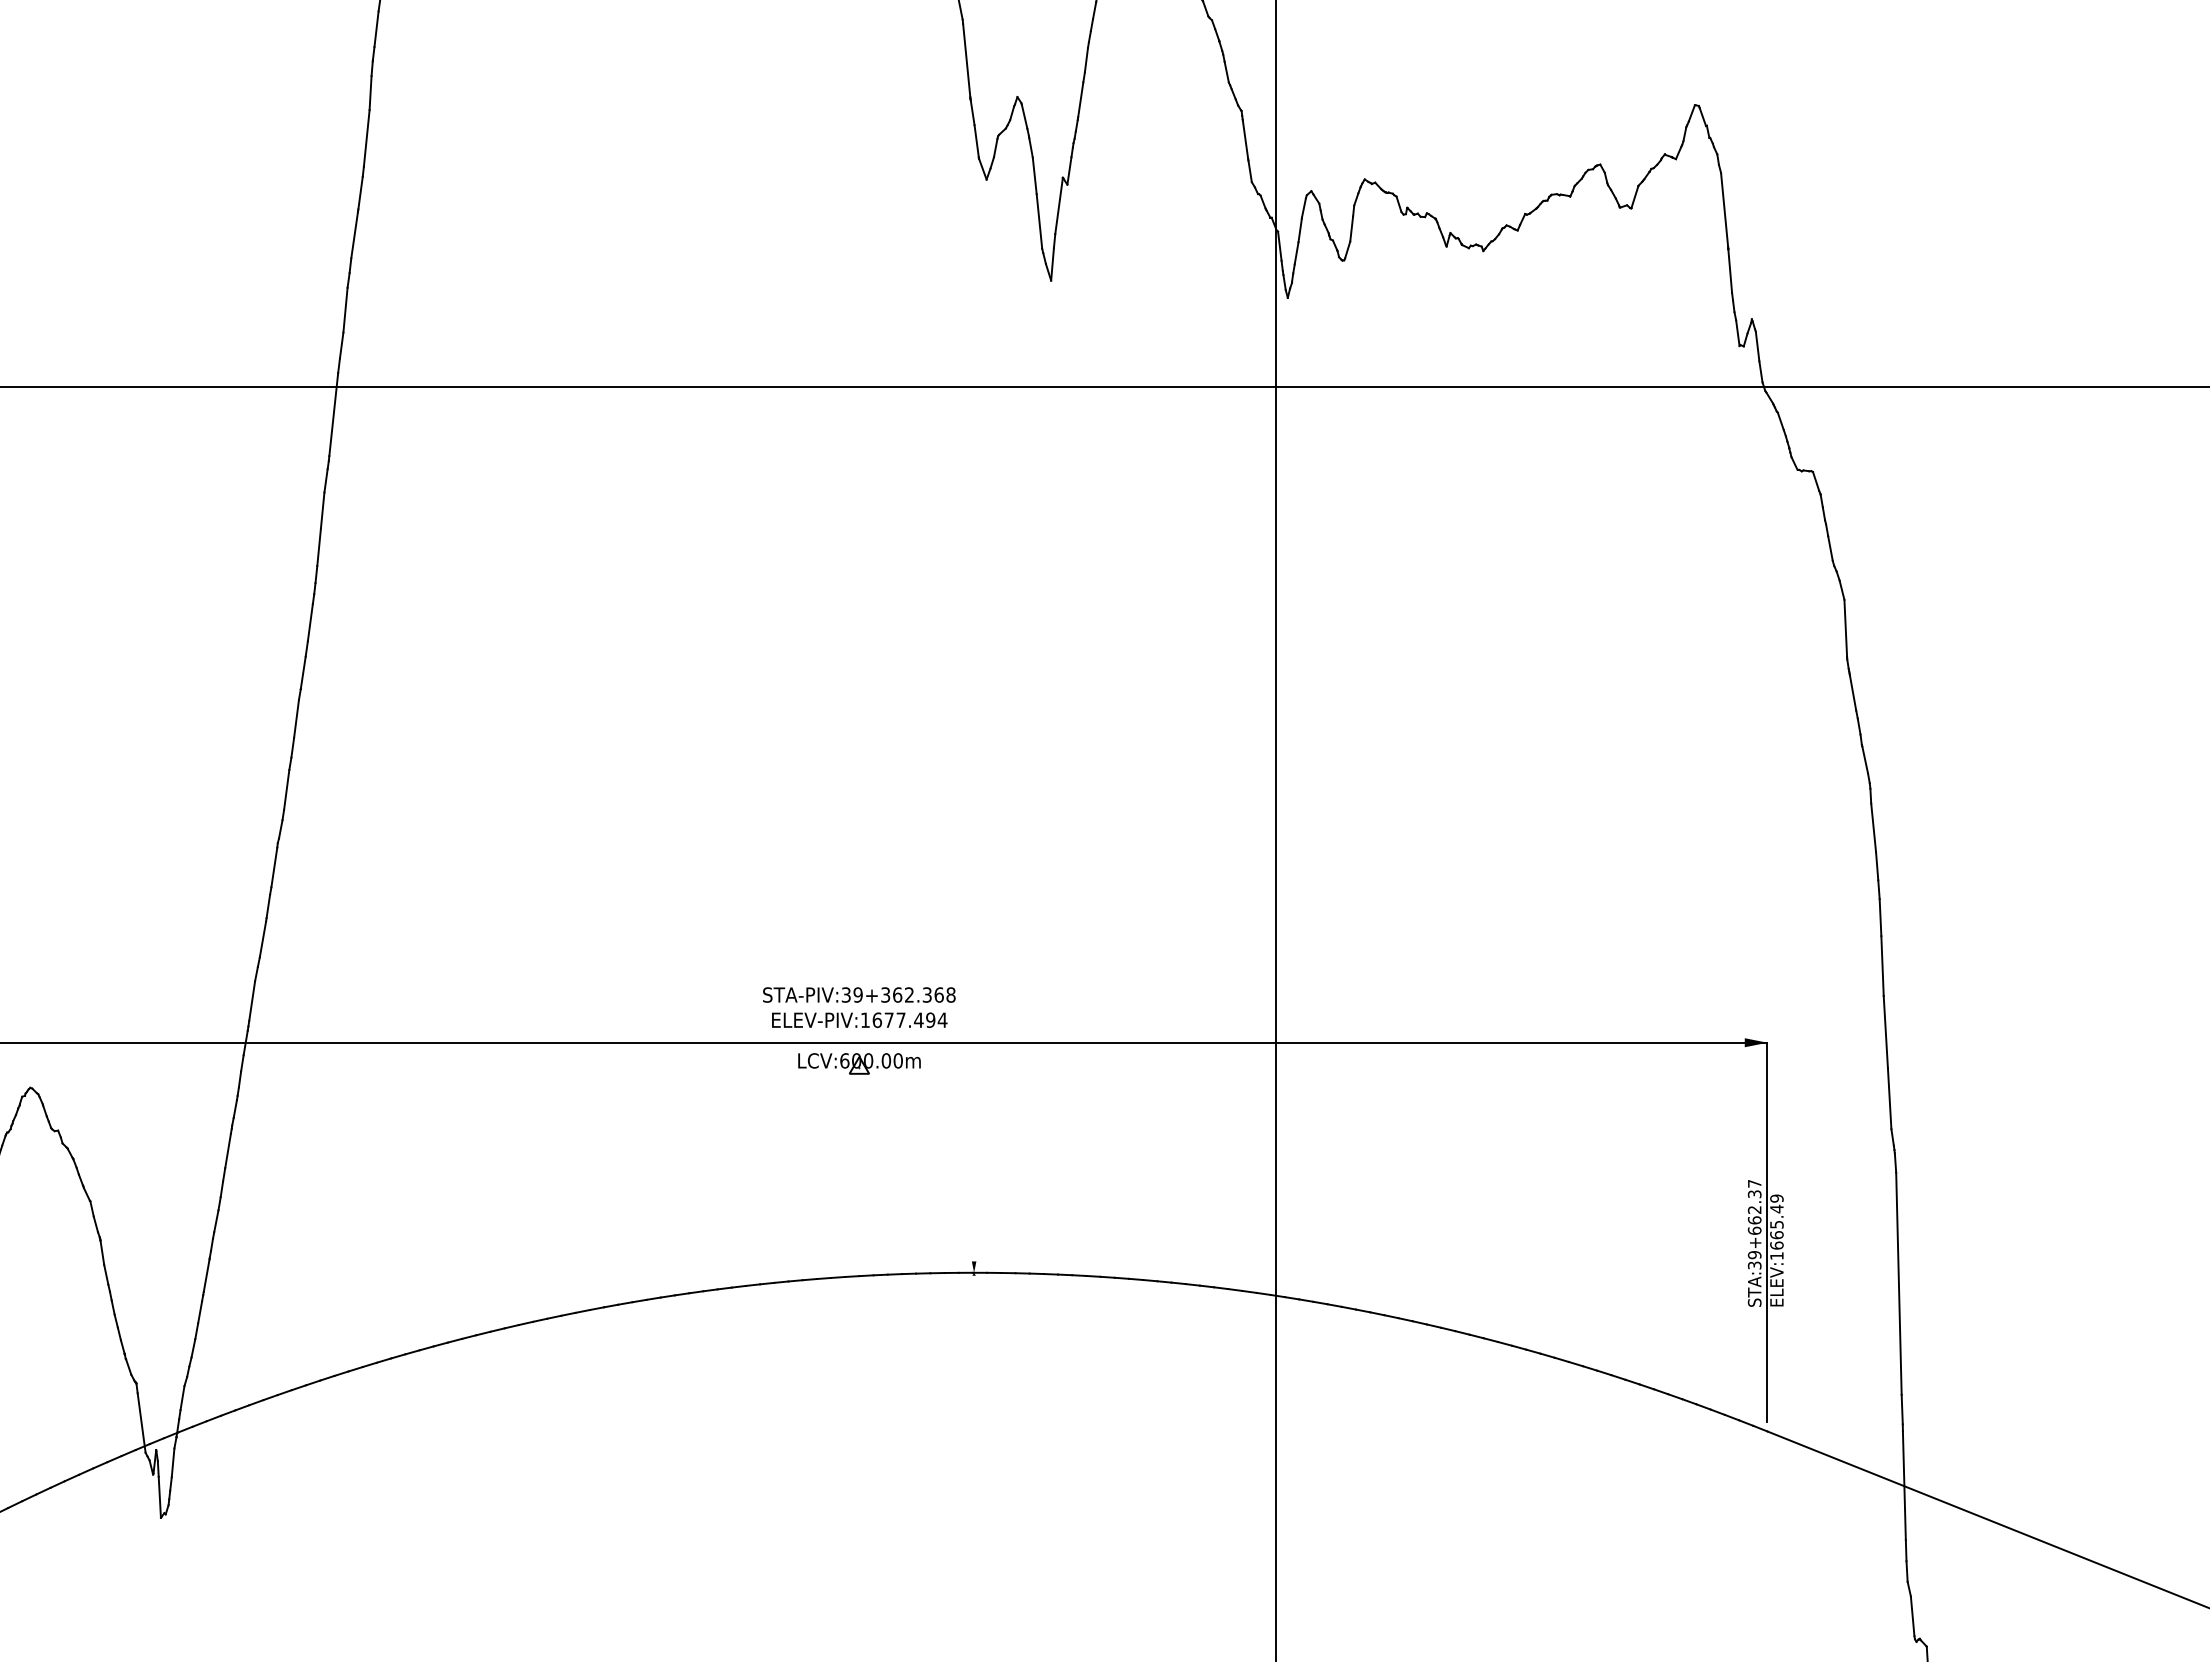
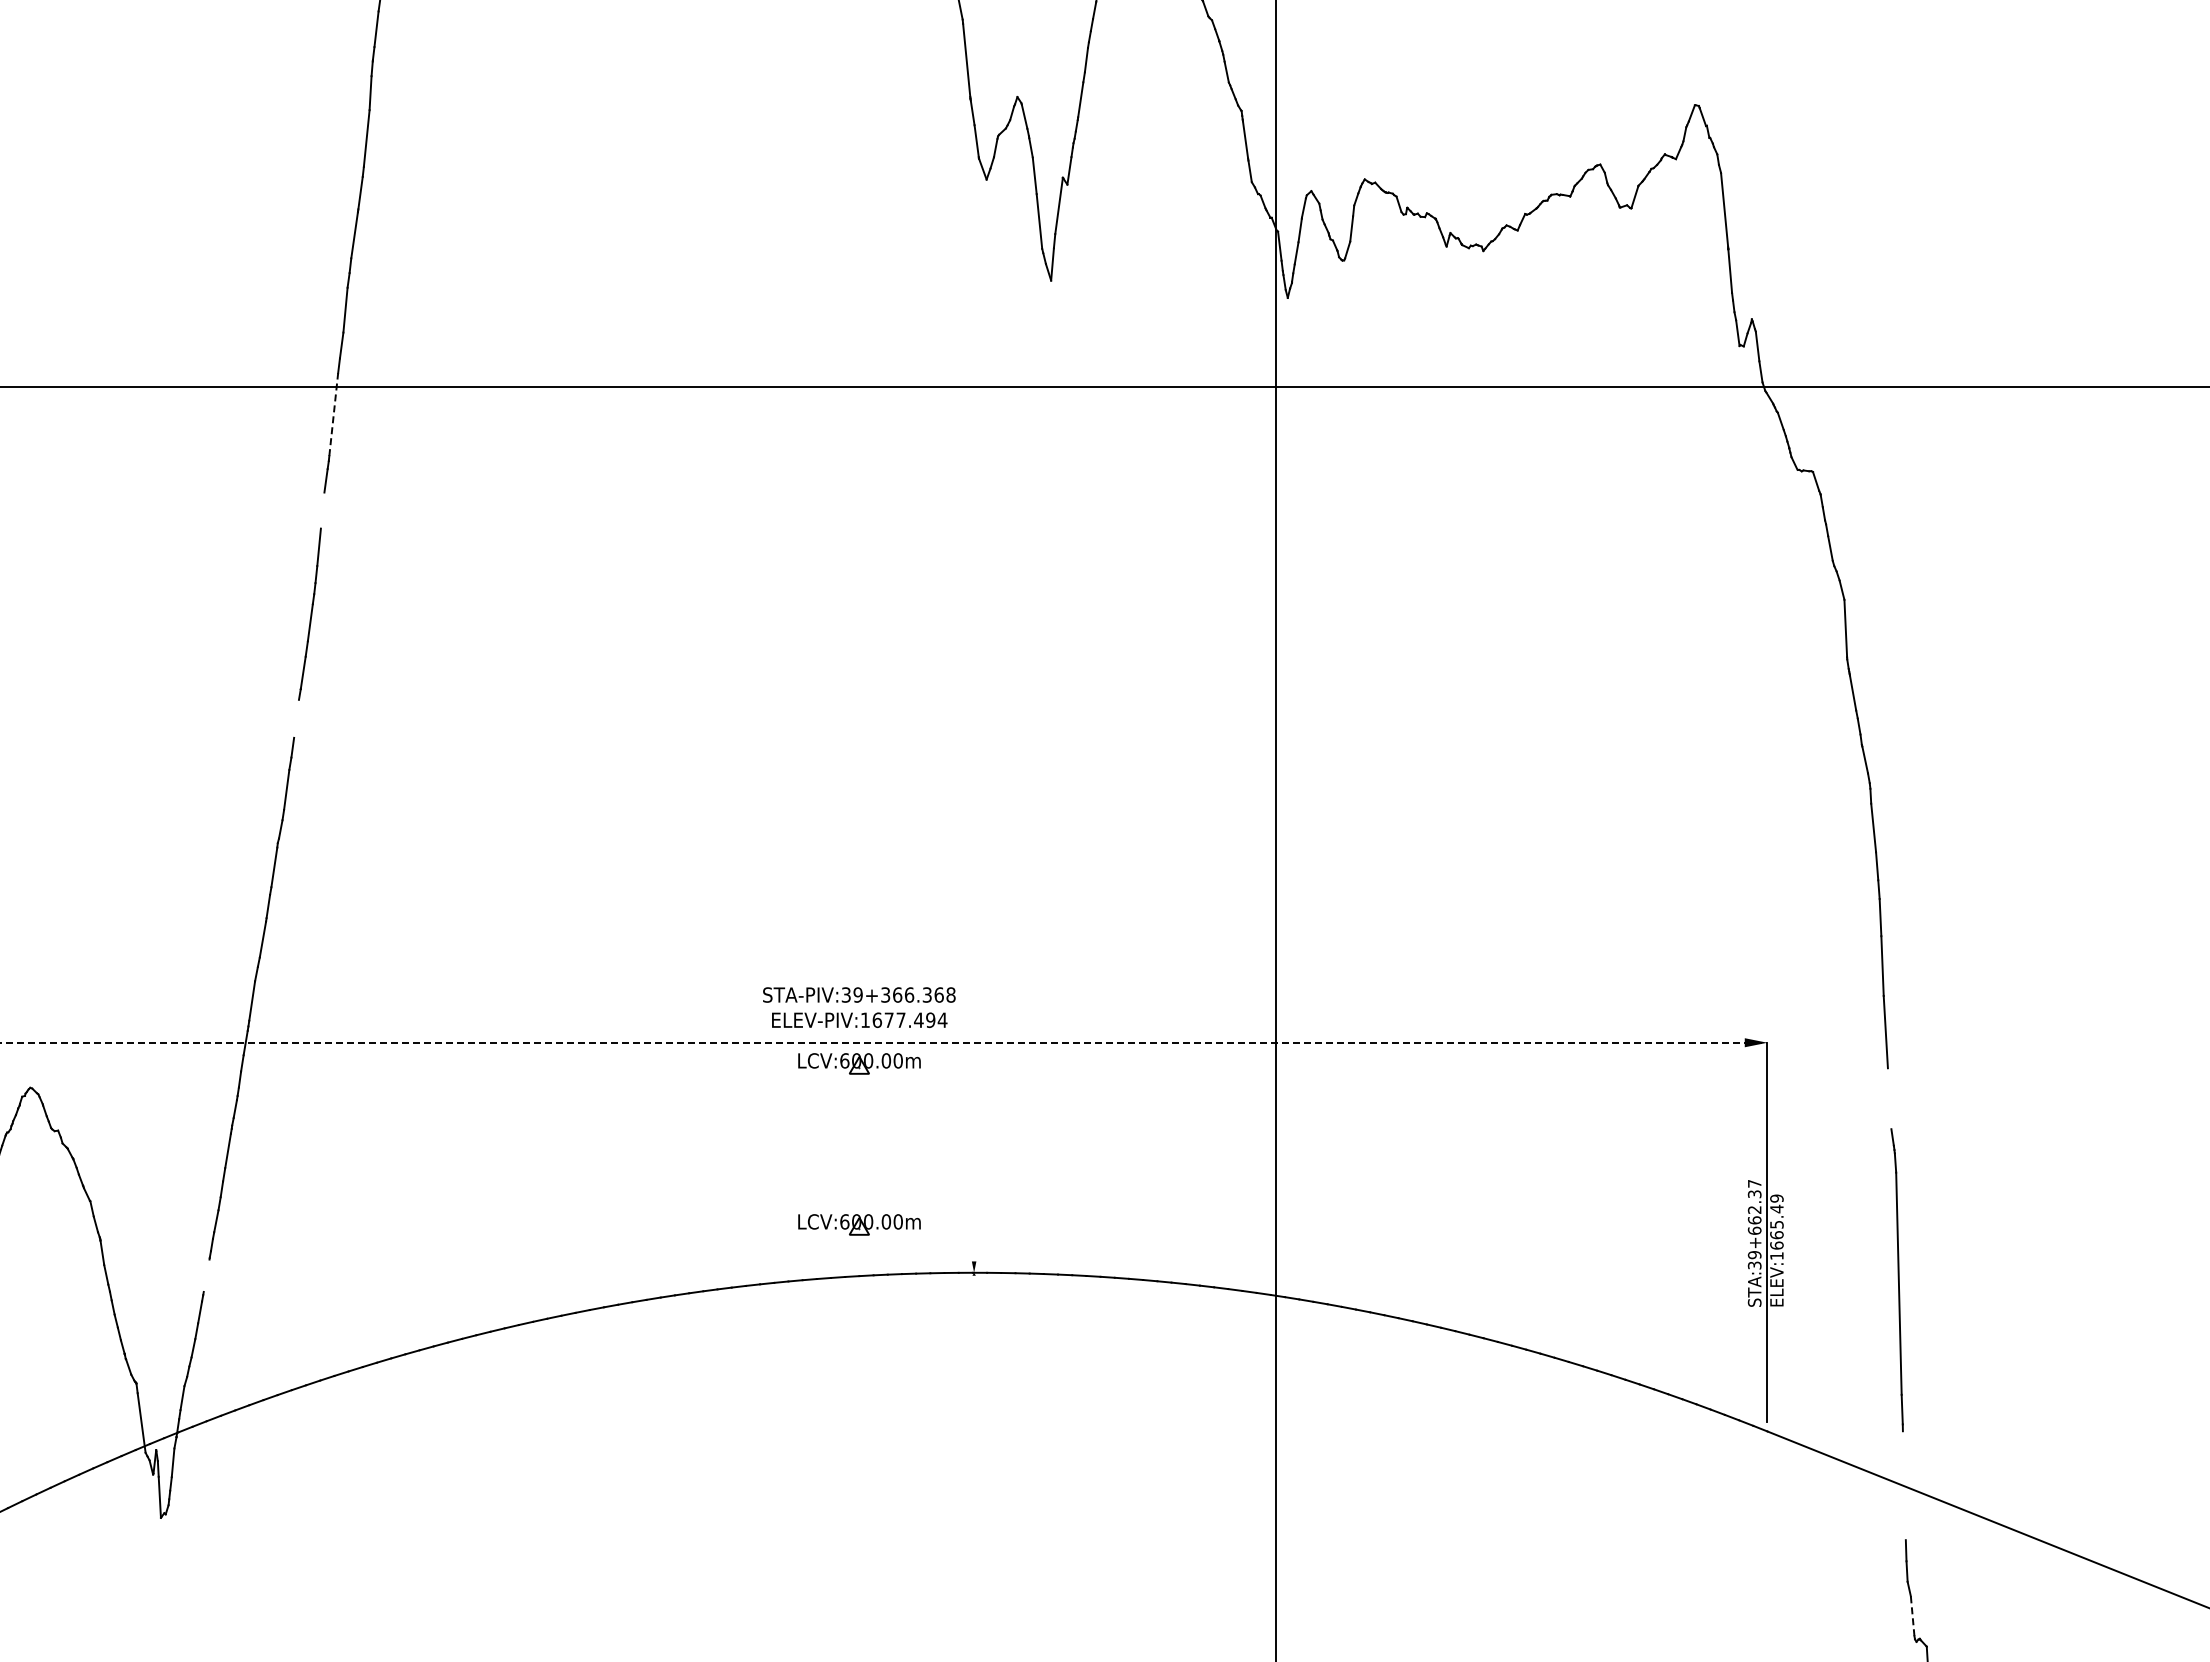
line: solid -> dashed (333, 414)
line: present -> none (322, 510)
line: present -> none (296, 718)
text: STA-PIV:39+362.368 -> STA-PIV:39+366.368 (909, 994)
line: solid -> dashed (883, 1042)
line: present -> none (1889, 1098)
part: none -> present (859, 1224)
line: present -> none (206, 1275)
line: present -> none (1903, 1485)
line: solid -> dashed (1912, 1616)
